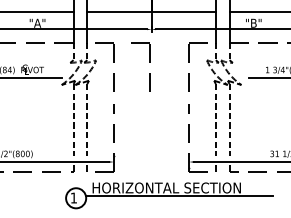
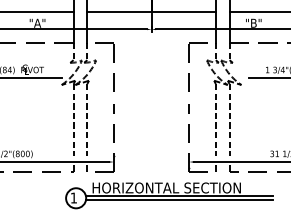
part: present -> none (149, 62)
line: none -> present (179, 200)
